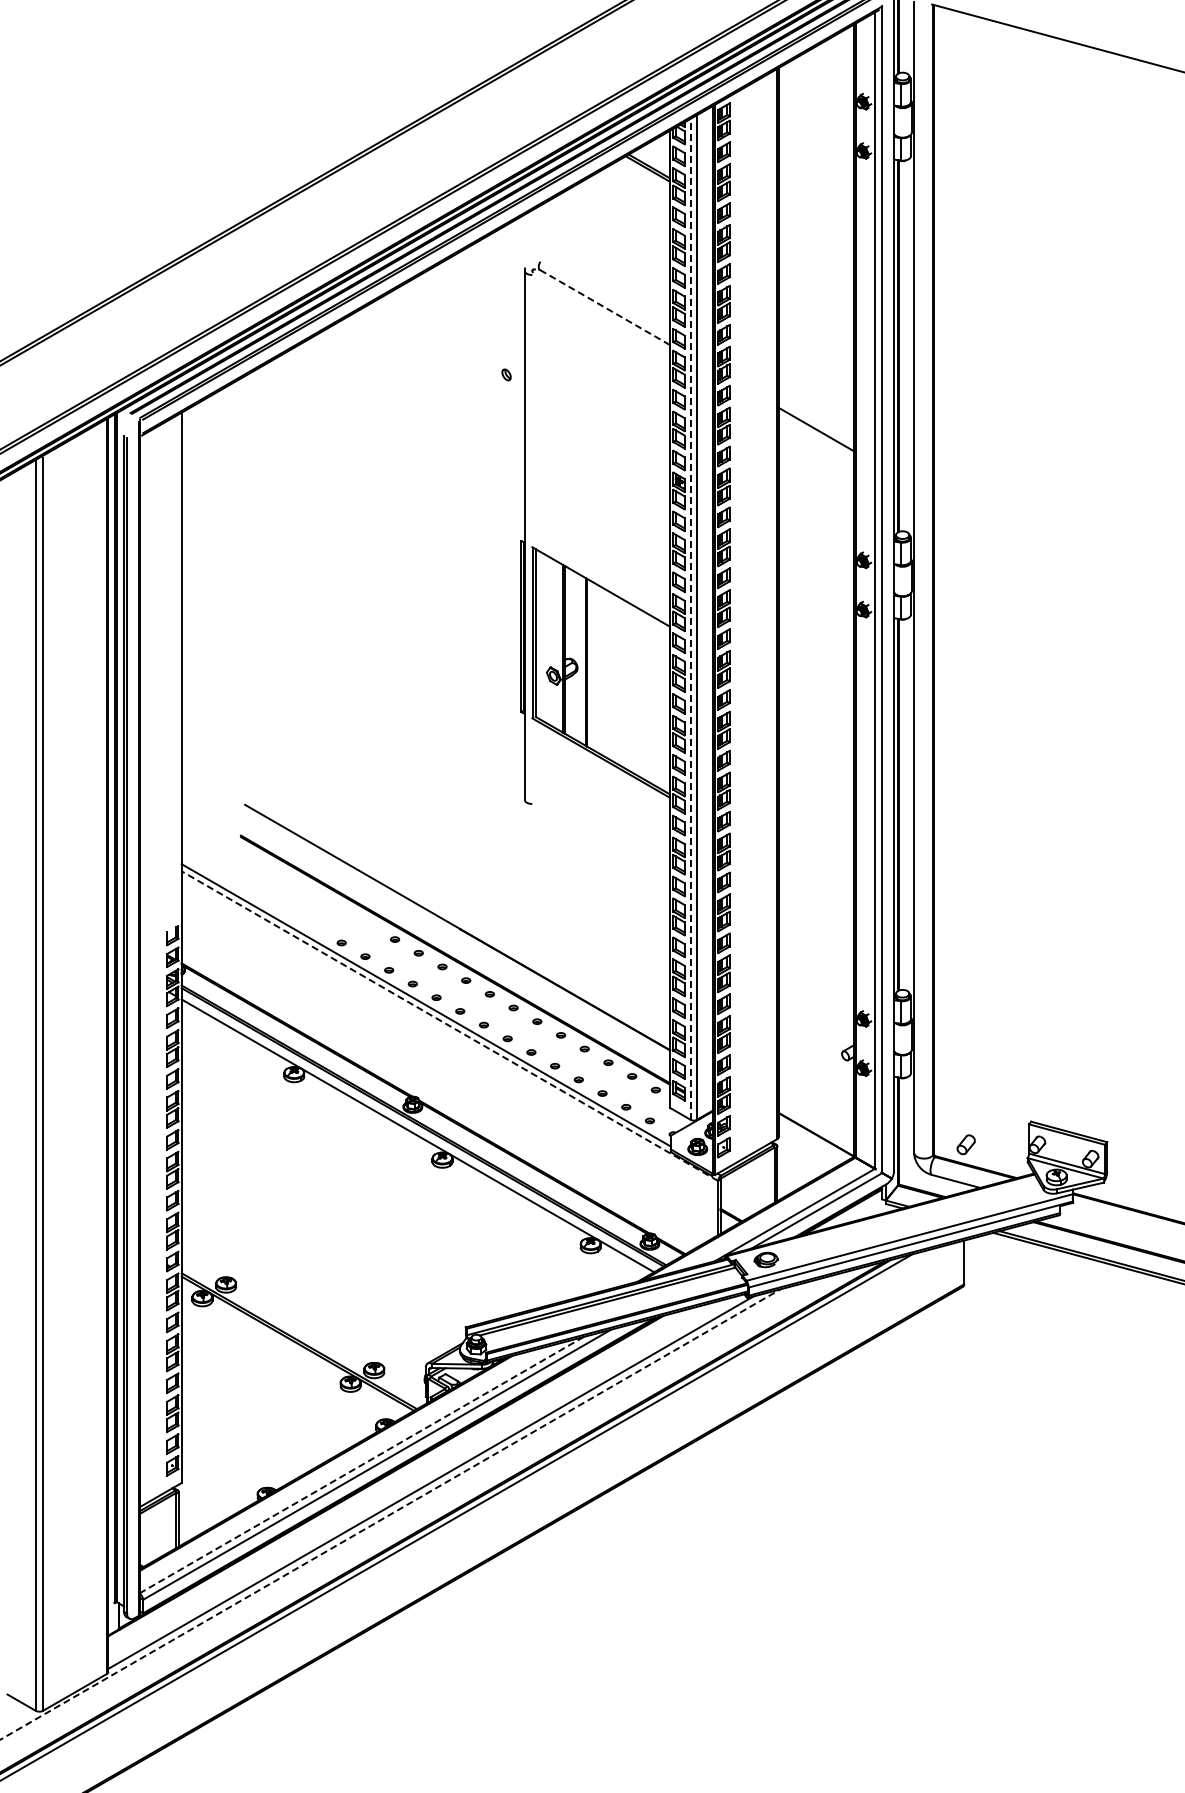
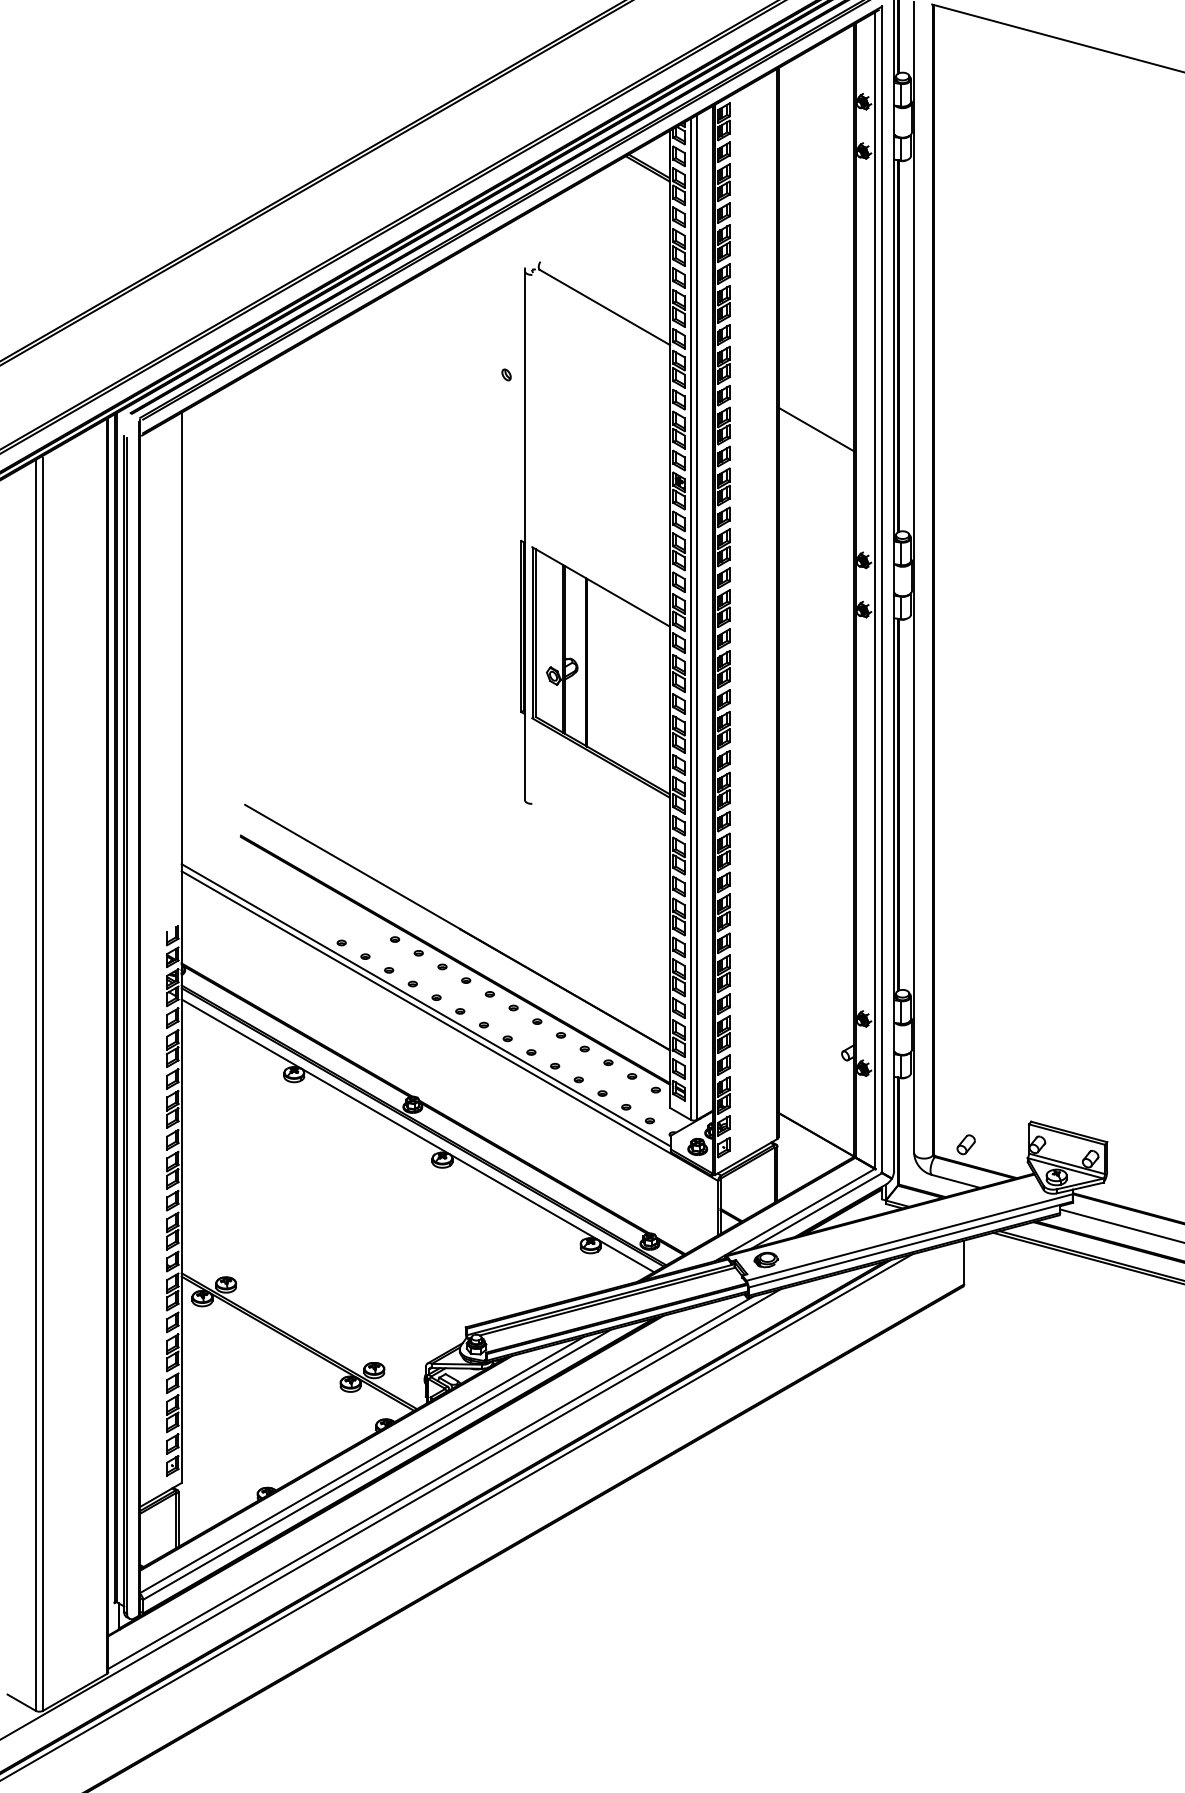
line: dashed -> solid (605, 307)
line: dashed -> solid (690, 619)
line: dashed -> solid (449, 1026)
line: none -> present (1120, 1225)
line: dashed -> solid (362, 1464)
line: dashed -> solid (390, 1514)
